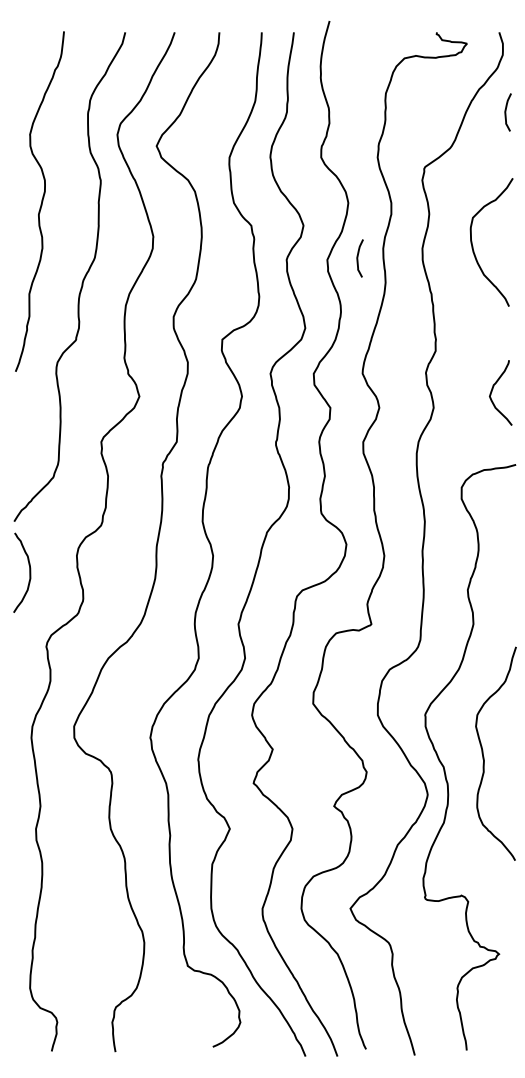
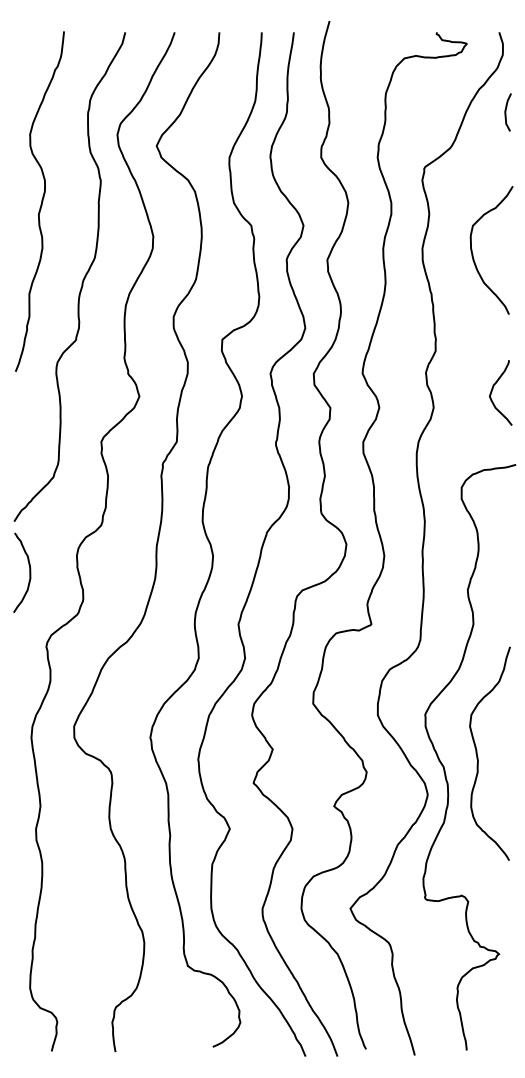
curve position: (473, 246) -> (473, 254) (473, 254)
curve: present -> none (358, 258)
curve position: (484, 756) -> (478, 756) (478, 756)
